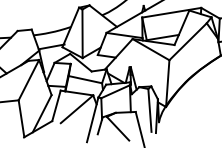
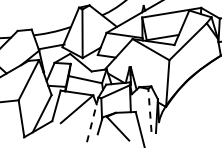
line: solid -> dashed (149, 110)
line: solid -> dashed (92, 119)
